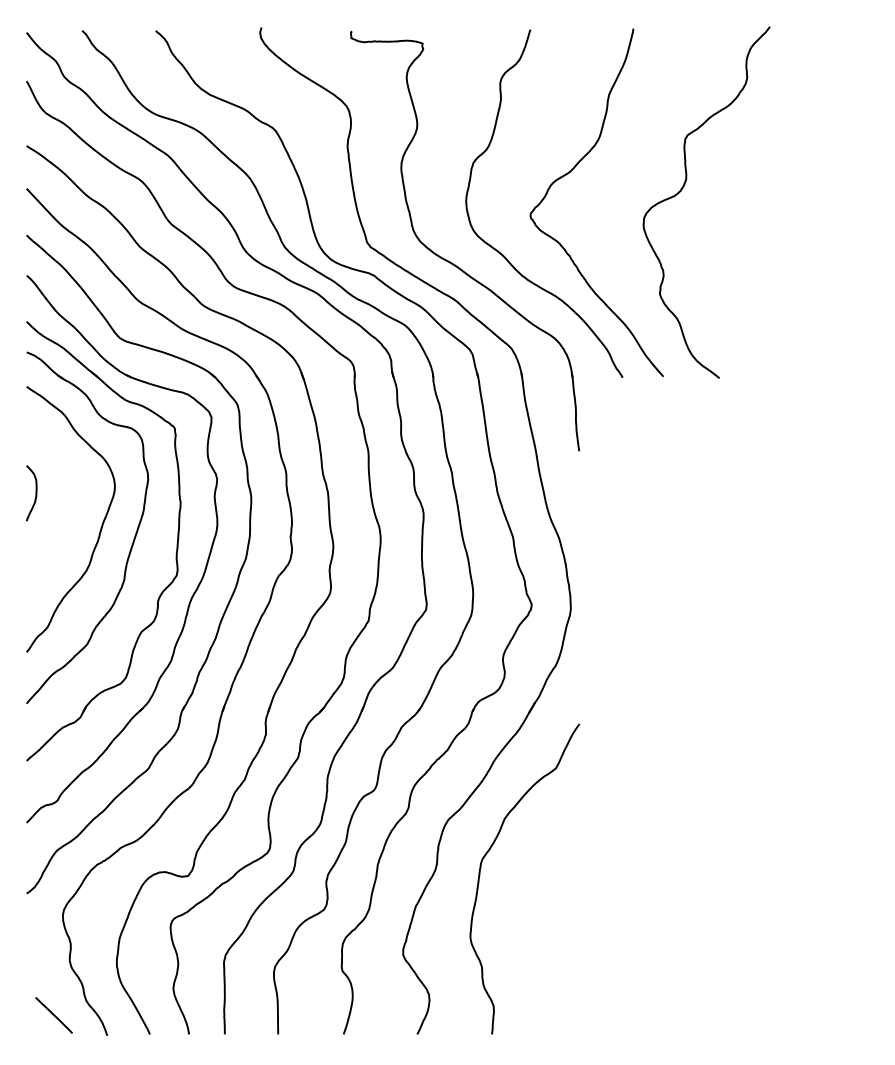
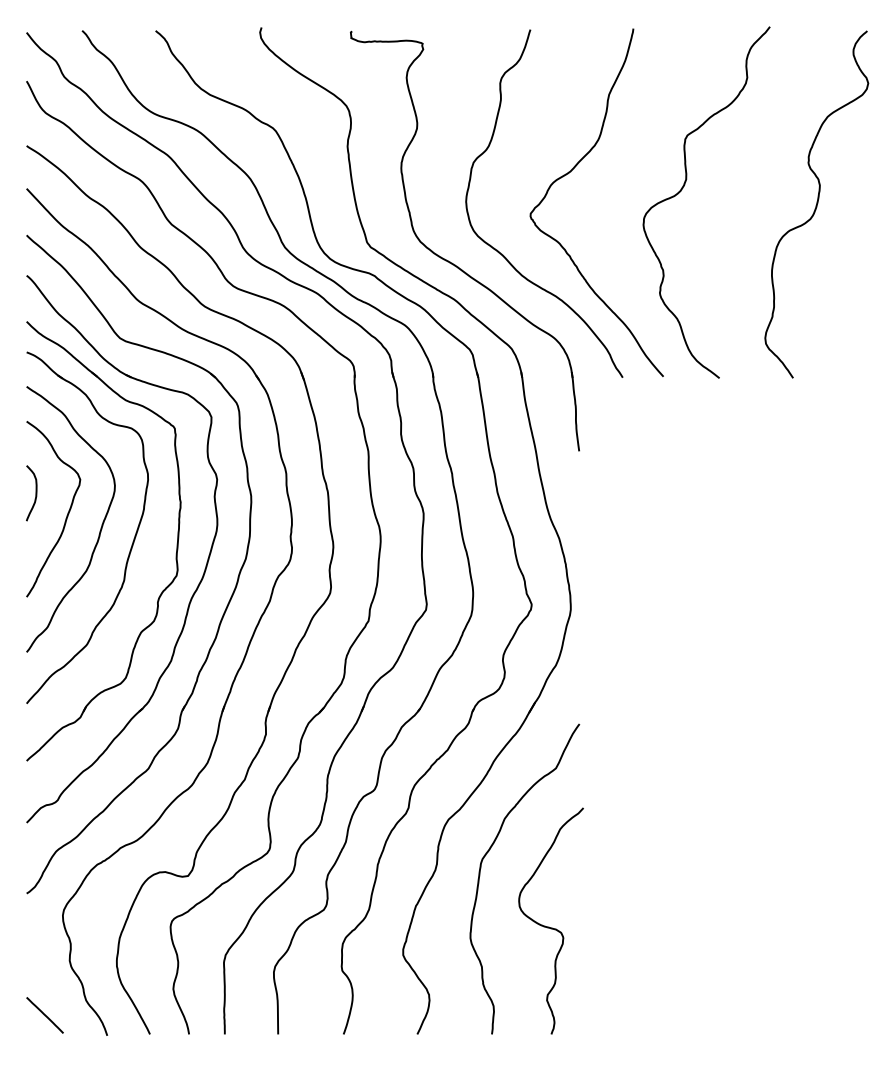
curve: none -> present (816, 204)
curve: none -> present (67, 512)
curve: none -> present (549, 926)
line position: (53, 1015) -> (44, 1015) (44, 1015)
